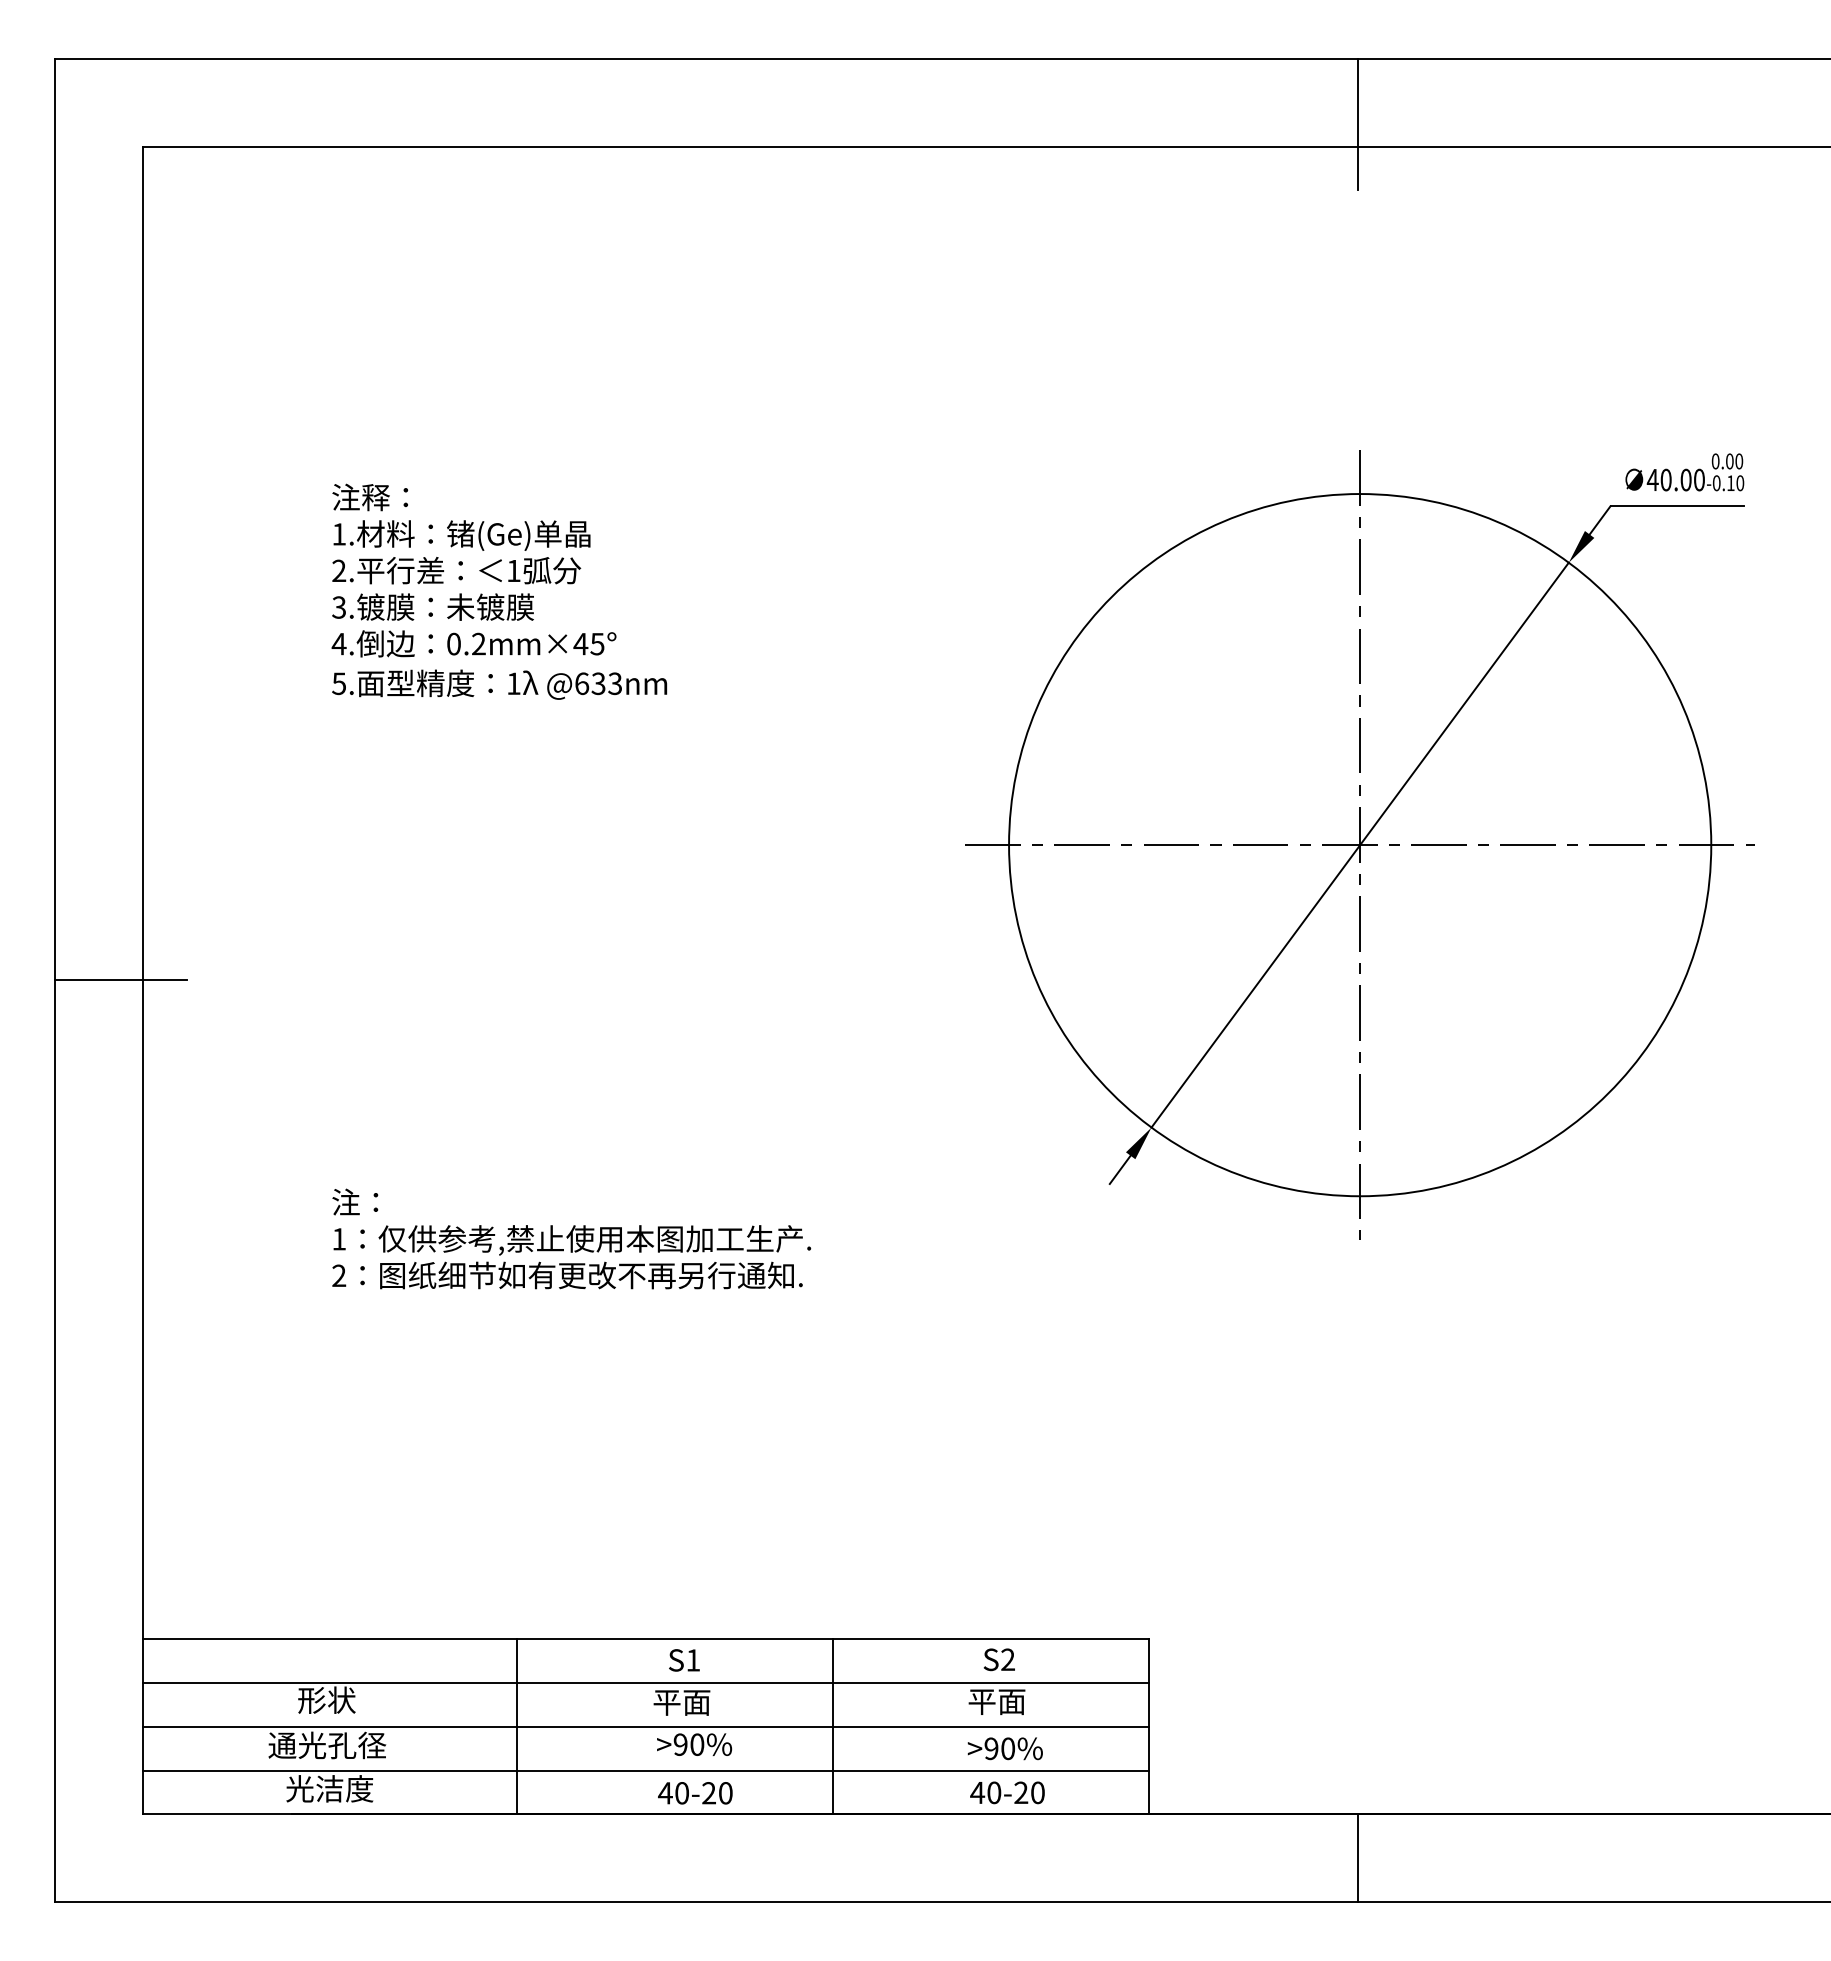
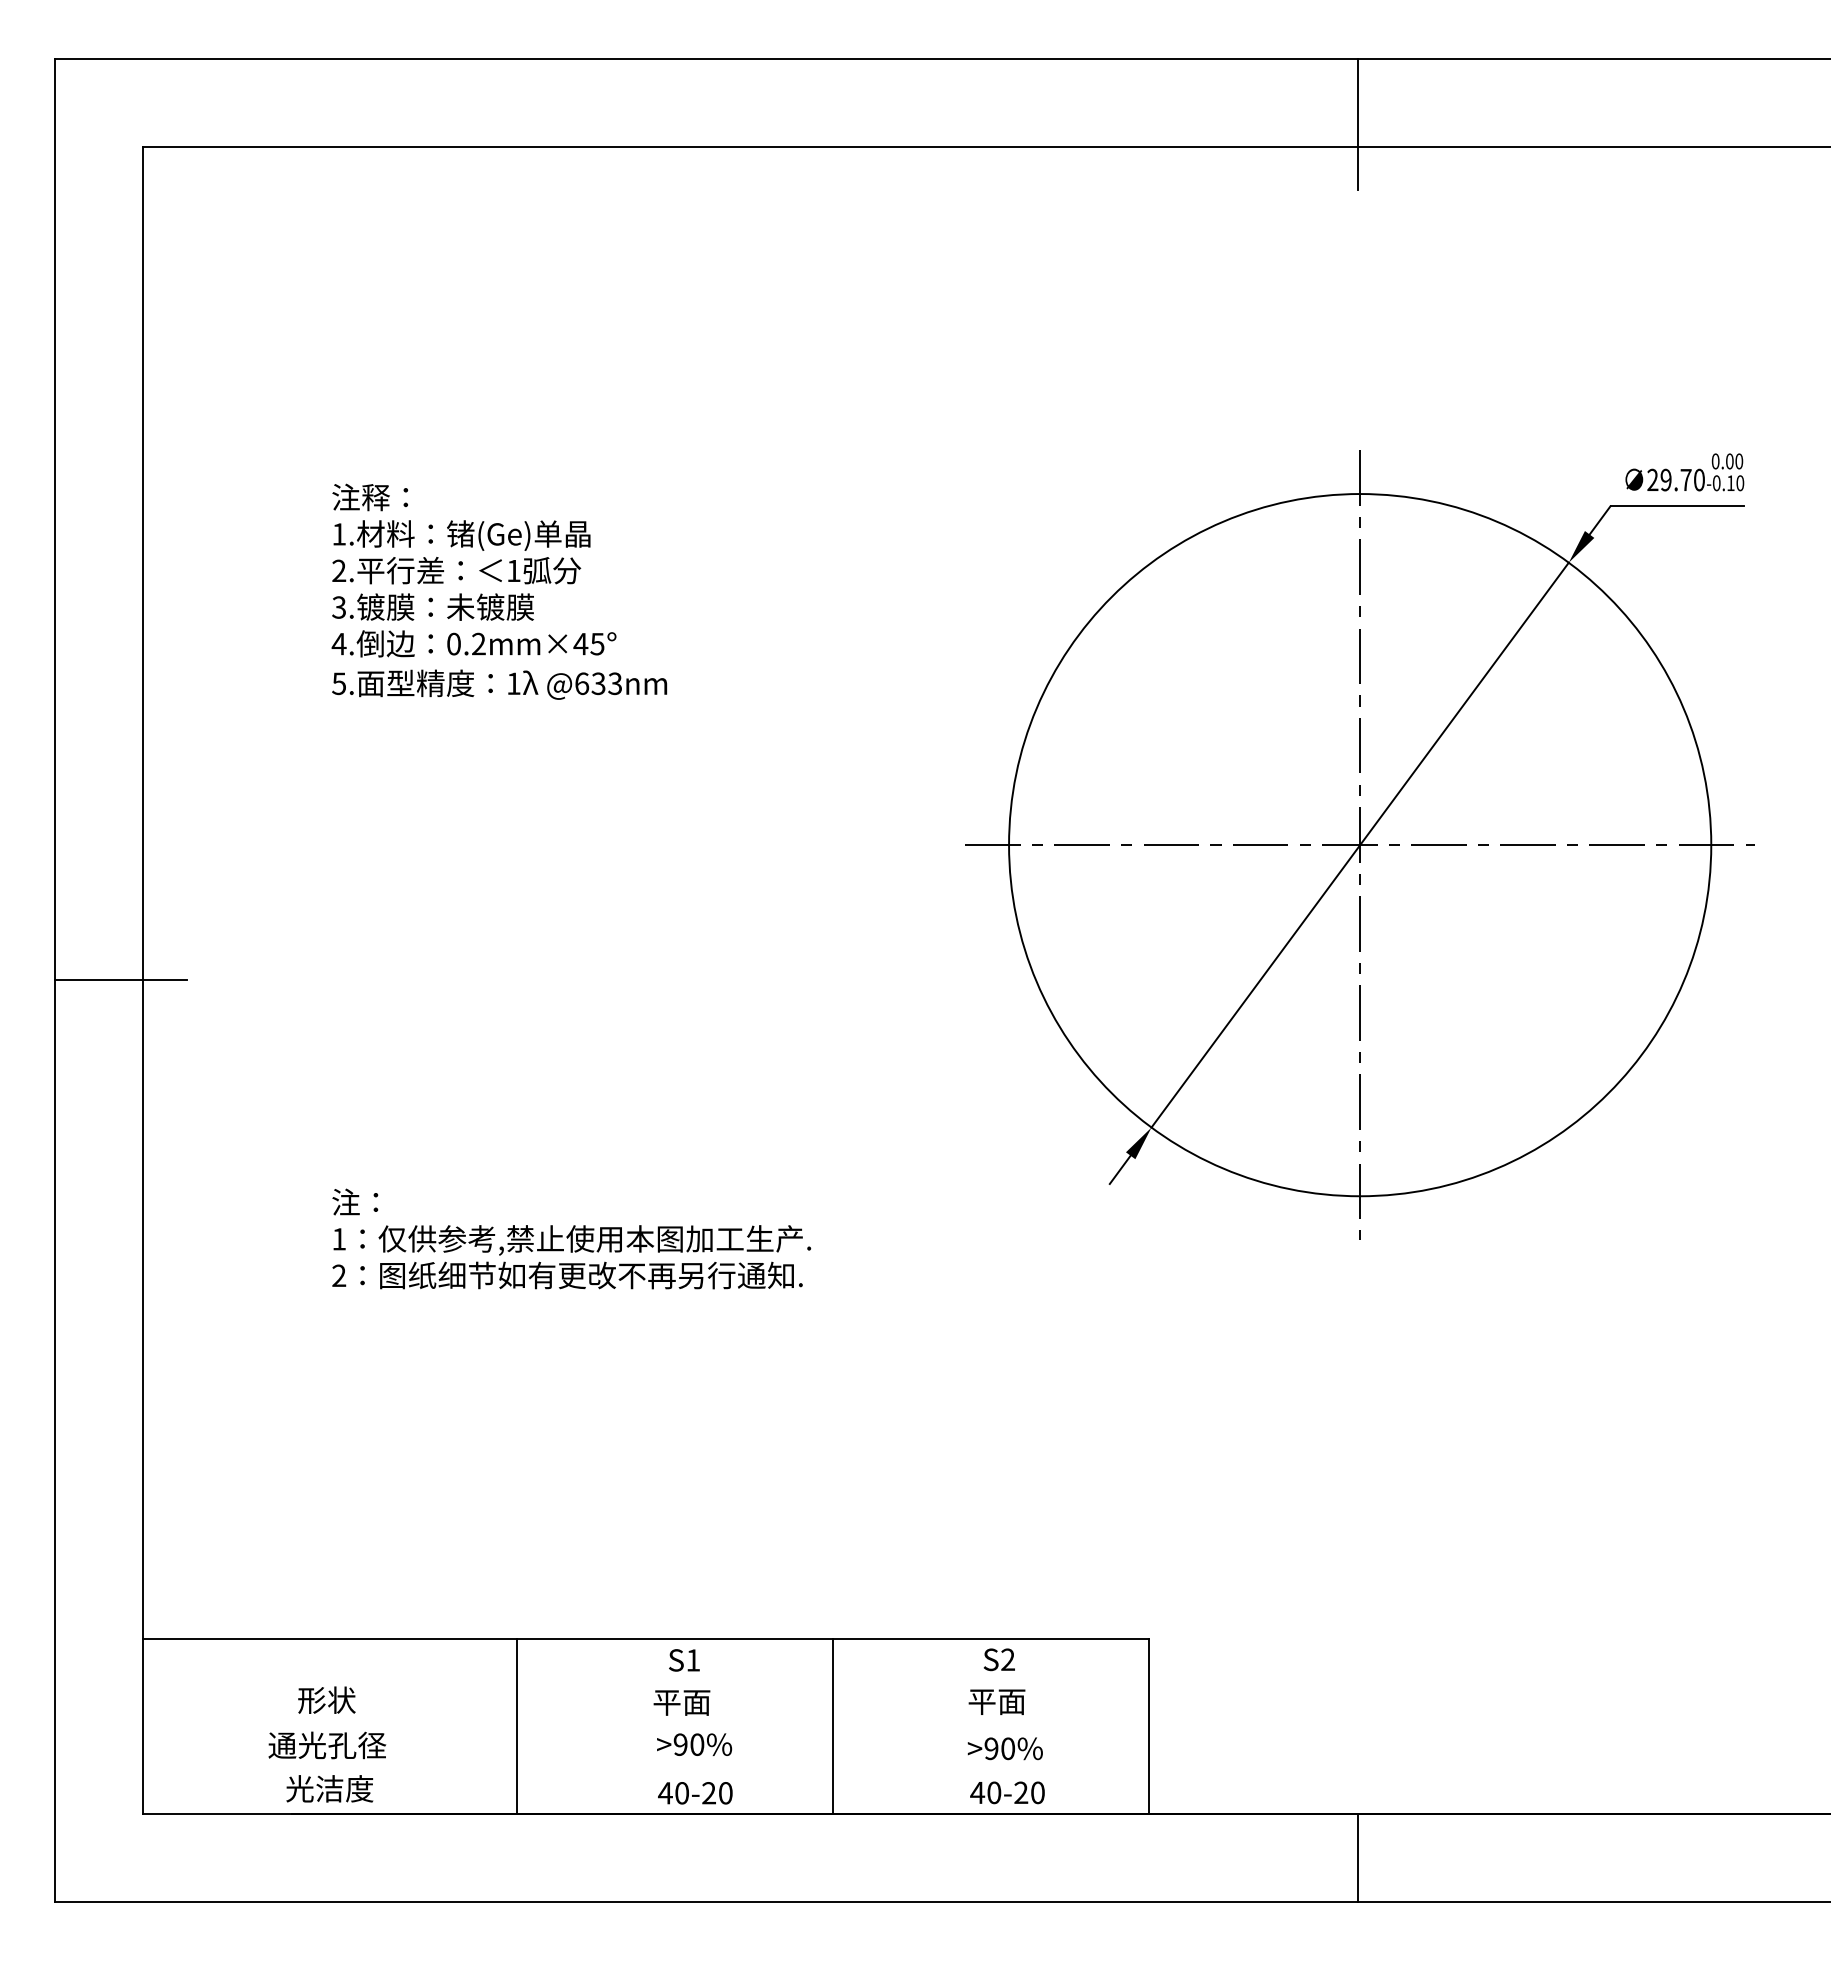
text: 40.00 -> 29.70 (1668, 479)
line: present -> none (645, 1682)
line: present -> none (645, 1726)
line: present -> none (645, 1770)
